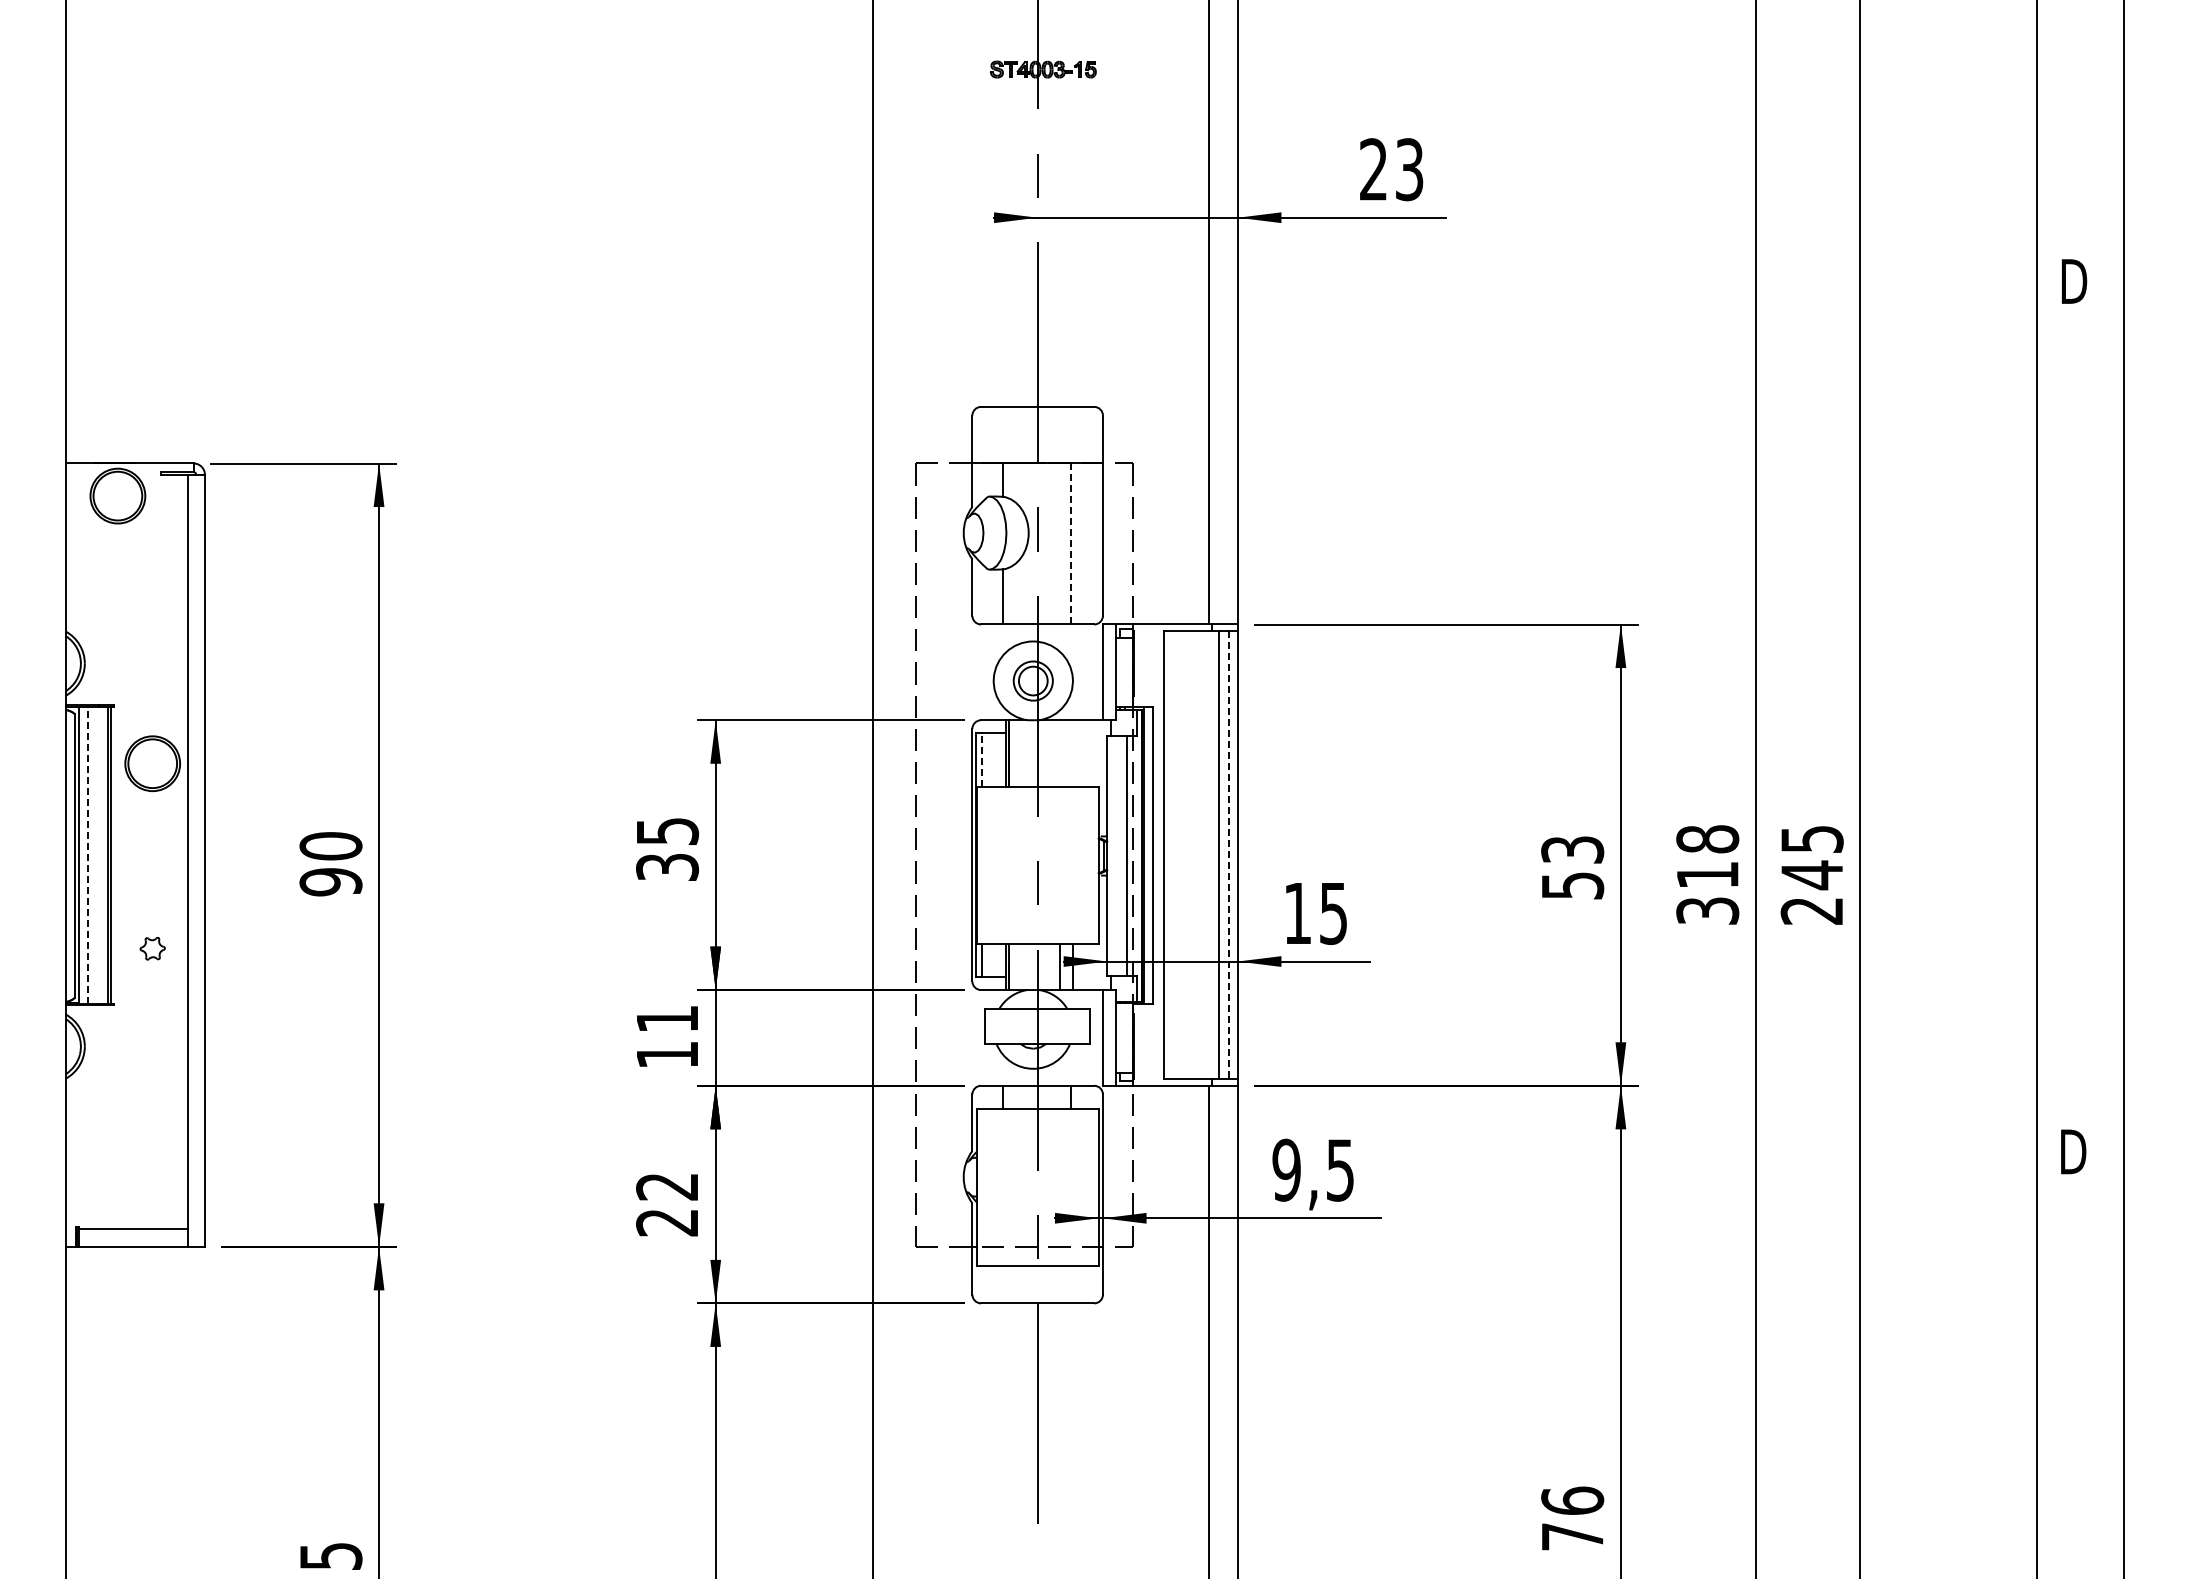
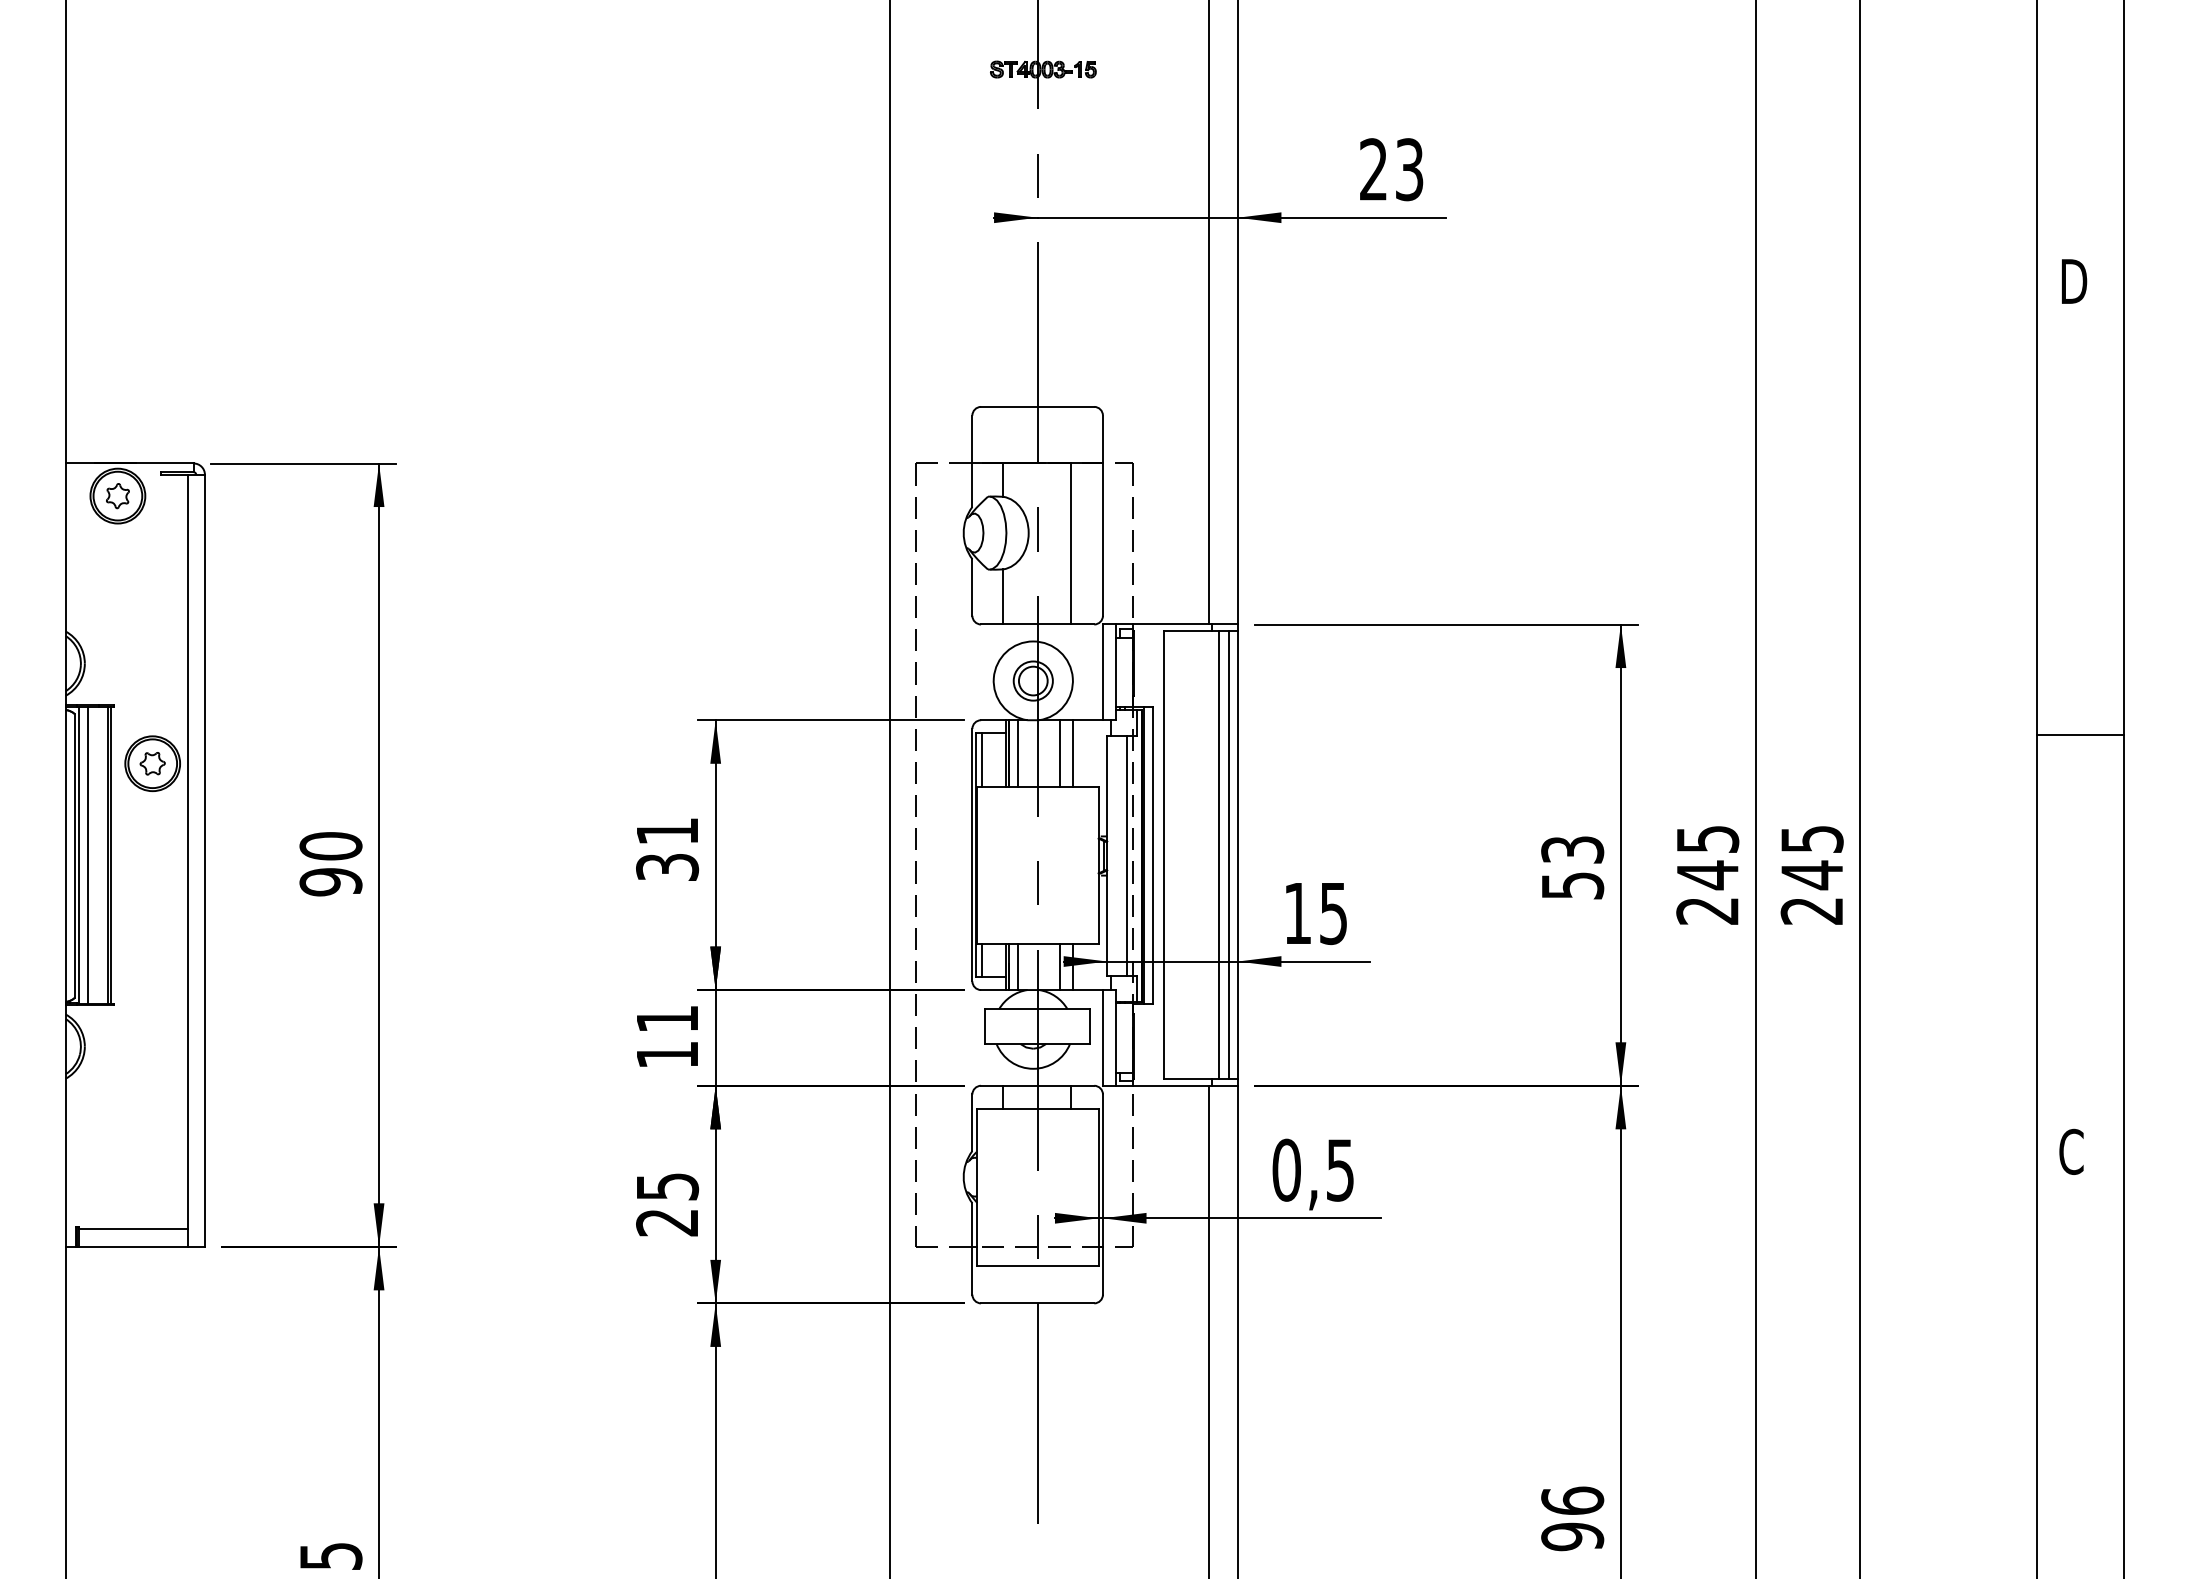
part: none -> present (117, 496)
line: dashed -> solid (1071, 543)
line: none -> present (2080, 734)
line: none -> present (1017, 753)
line: none -> present (1059, 753)
line: none -> present (1072, 753)
line: dashed -> solid (982, 760)
line position: (872, 788) -> (889, 788) (889, 788)
text: 35 -> 31 (668, 831)
line: dashed -> solid (87, 854)
line: dashed -> solid (1229, 855)
text: 318 -> 245 (1707, 874)
part position: (152, 948) -> (152, 763) (152, 763)
line: none -> present (1017, 966)
text: D -> C (2072, 1151)
text: 9,5 -> 0,5 (1286, 1169)
text: 22 -> 25 (667, 1186)
text: 76 -> 96 (1572, 1536)
